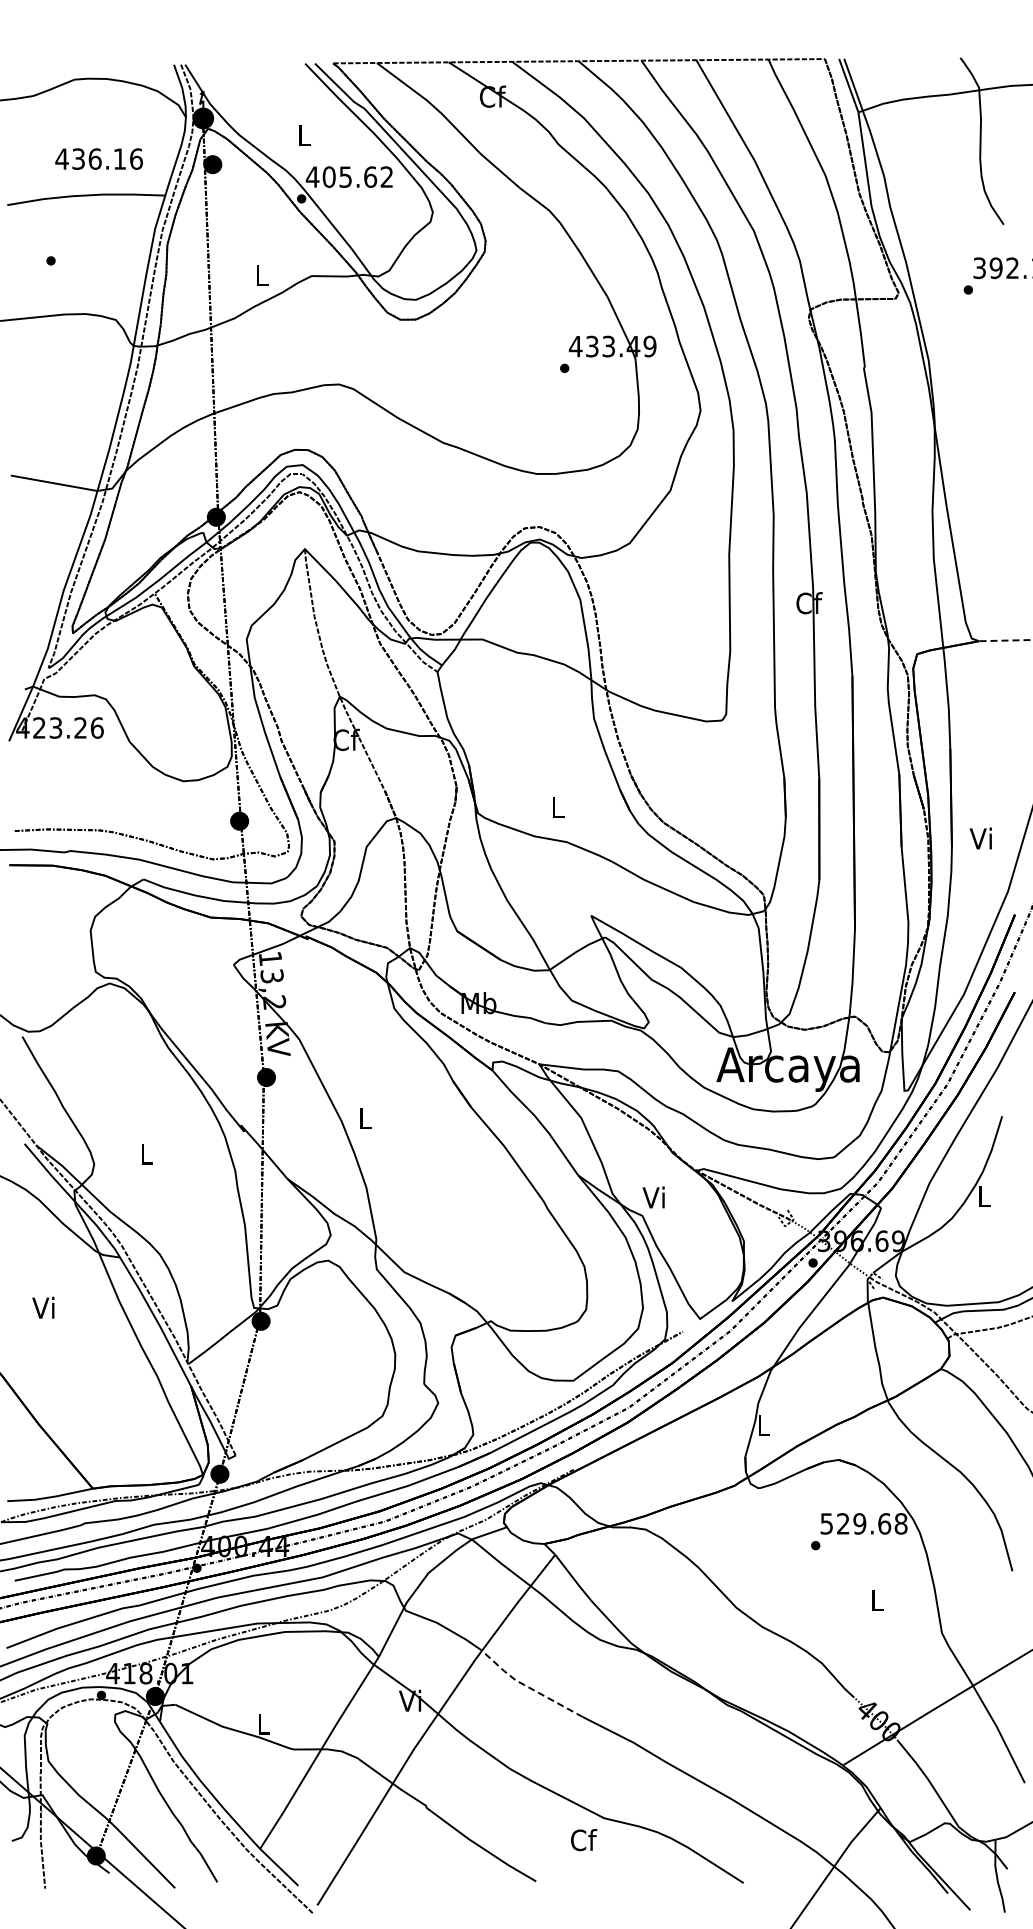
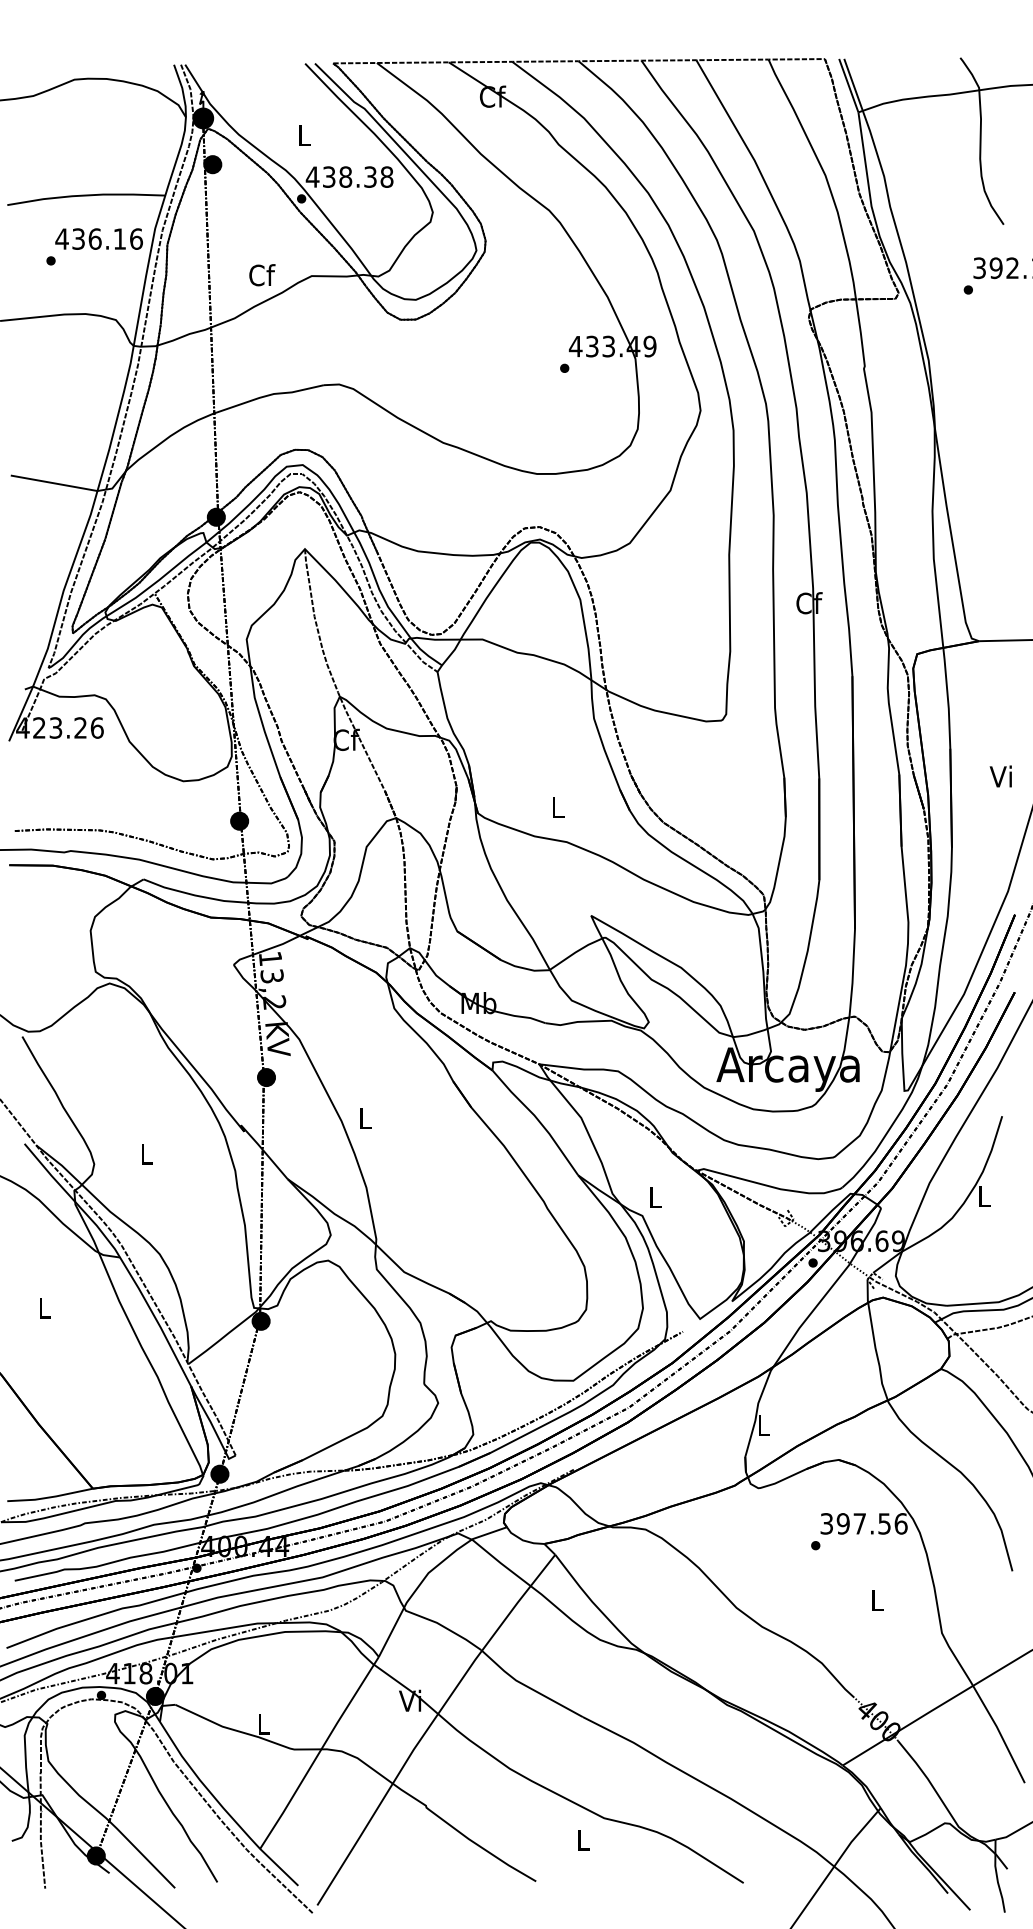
text position: (98, 158) -> (98, 238) (98, 238)
text: 405.62 -> 438.38 (357, 176)
text: L -> Cf (262, 275)
line: dashed -> solid (1005, 640)
text position: (980, 838) -> (1000, 776) (1000, 776)
text: Vi -> L (653, 1197)
text: Vi -> L (43, 1307)
text: 529.68 -> 397.56 (864, 1523)
line: dashed -> solid (527, 1686)
text: Cf -> L (584, 1840)
